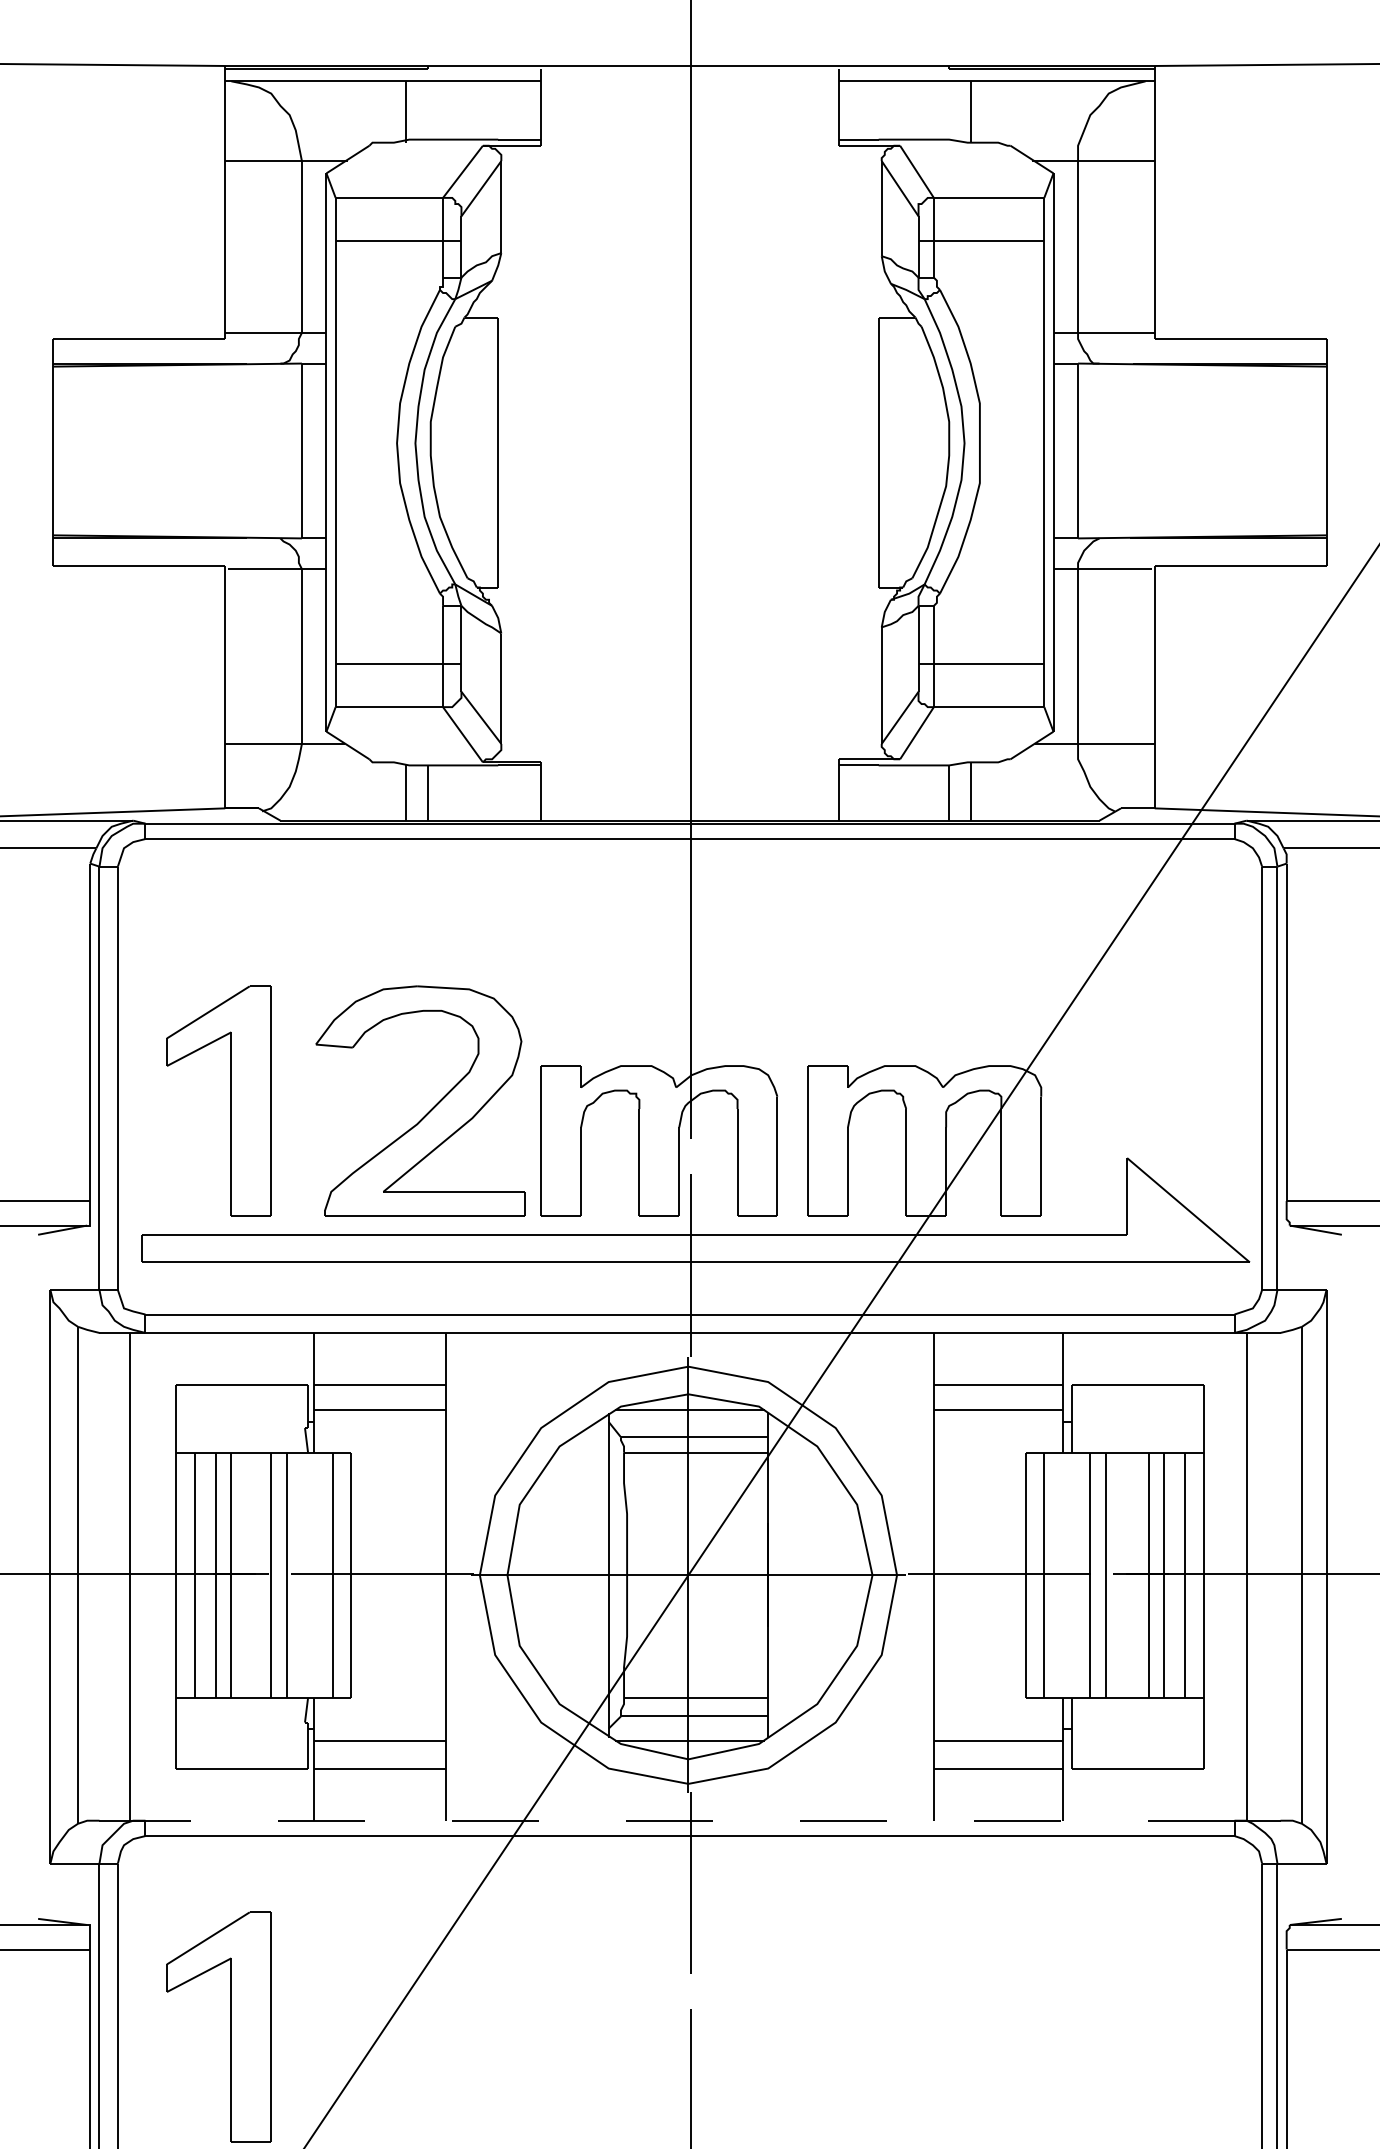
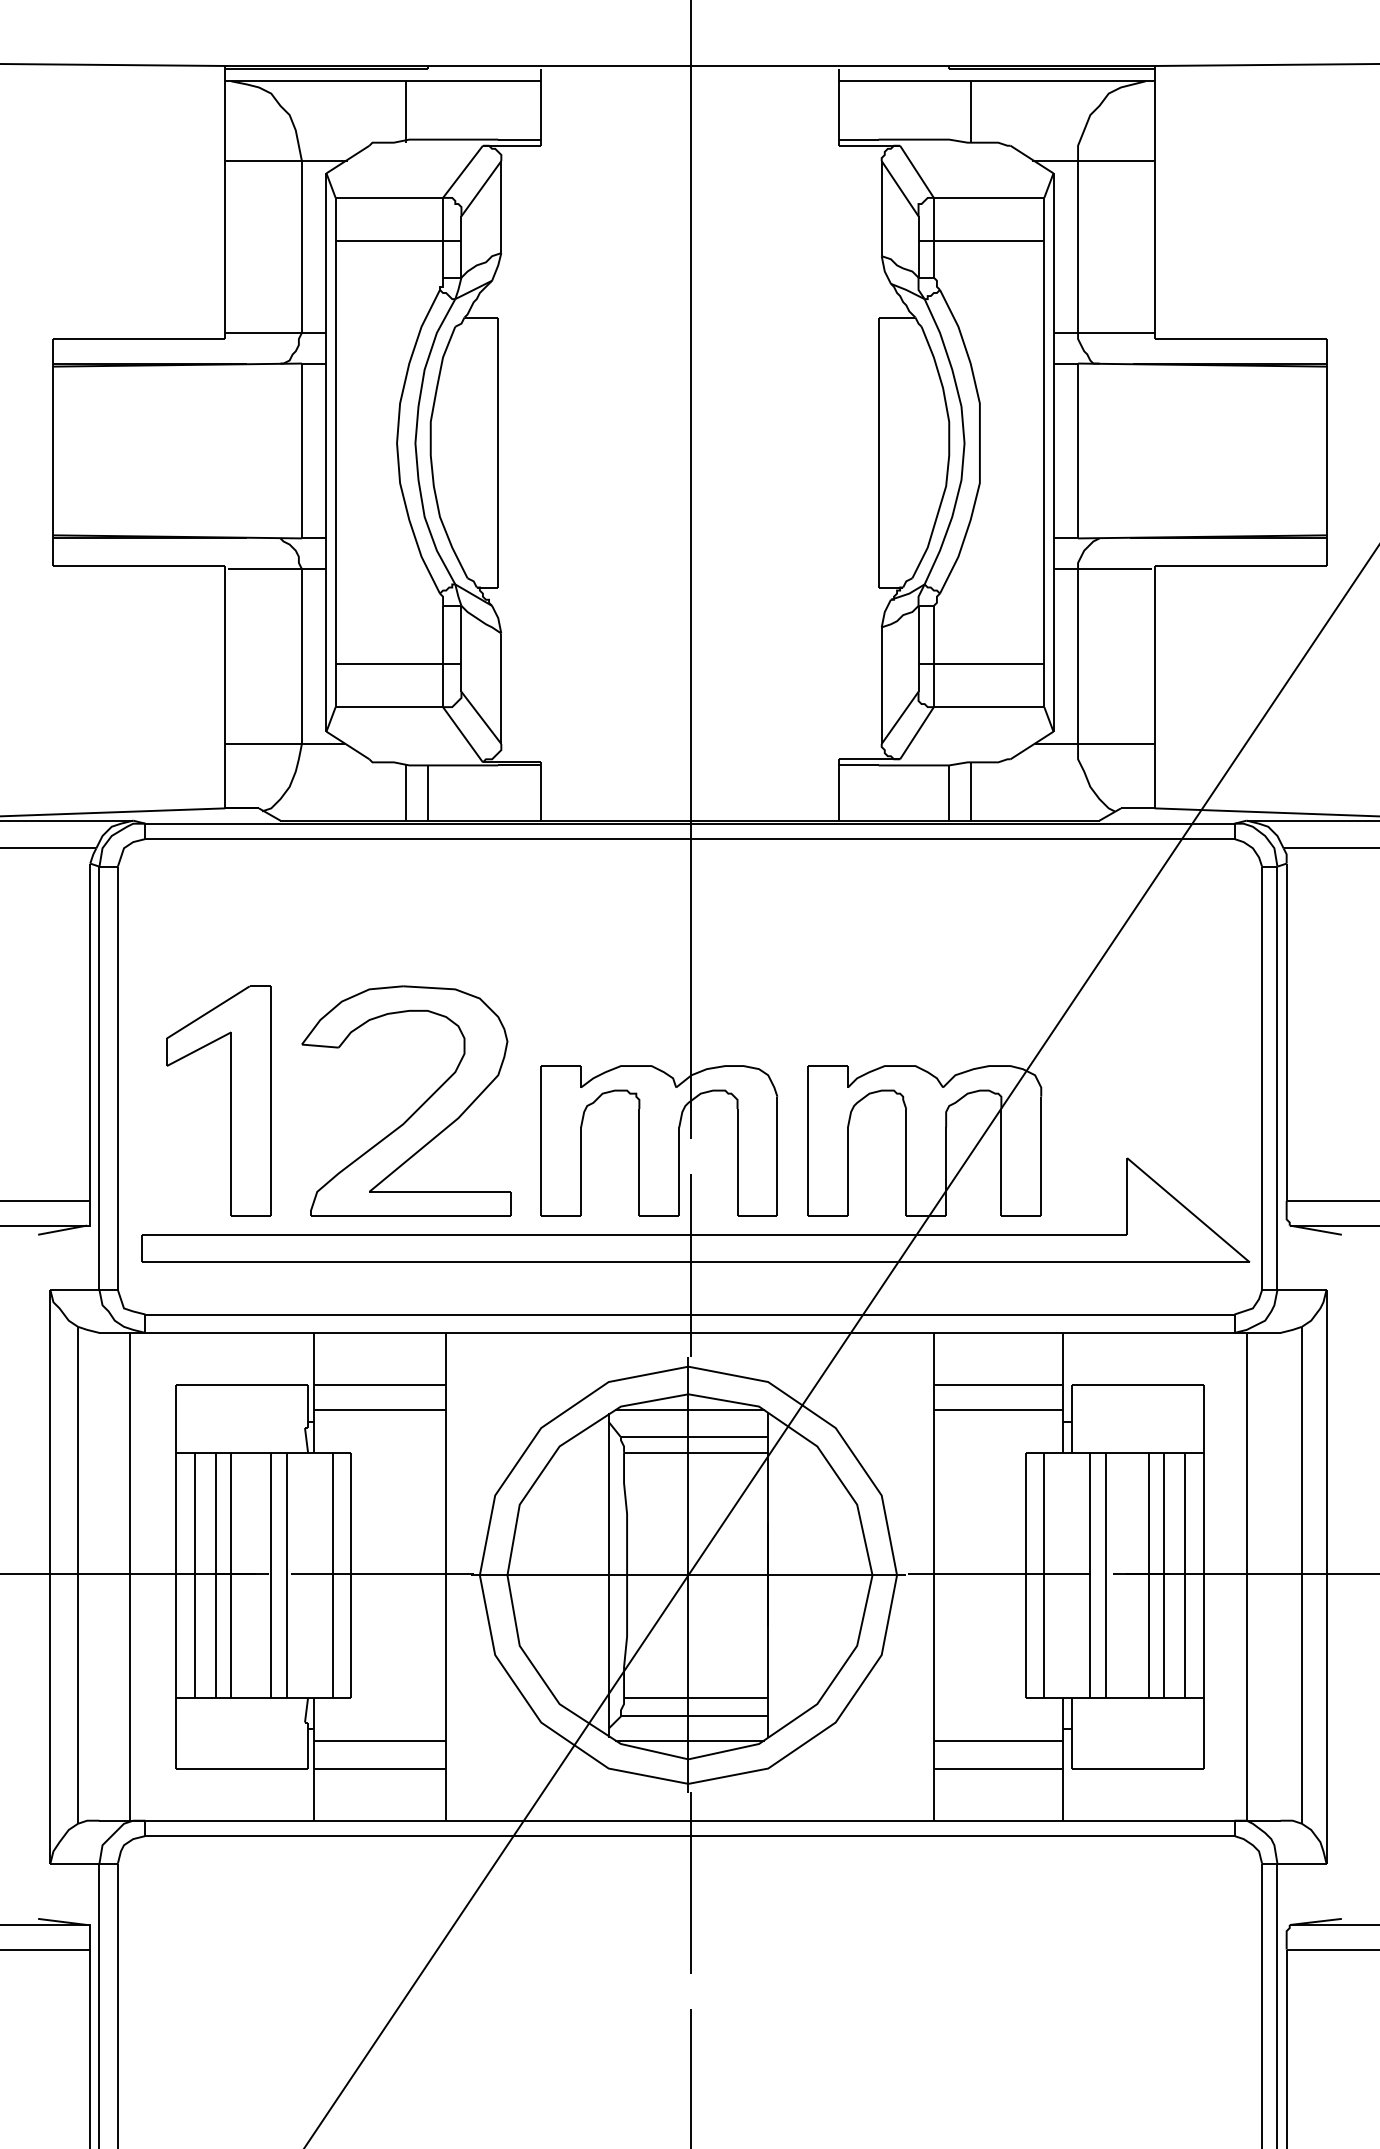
part position: (430, 1109) -> (416, 1109) (416, 1109)
line: dashed -> solid (690, 1820)
part: present -> none (230, 2026)
